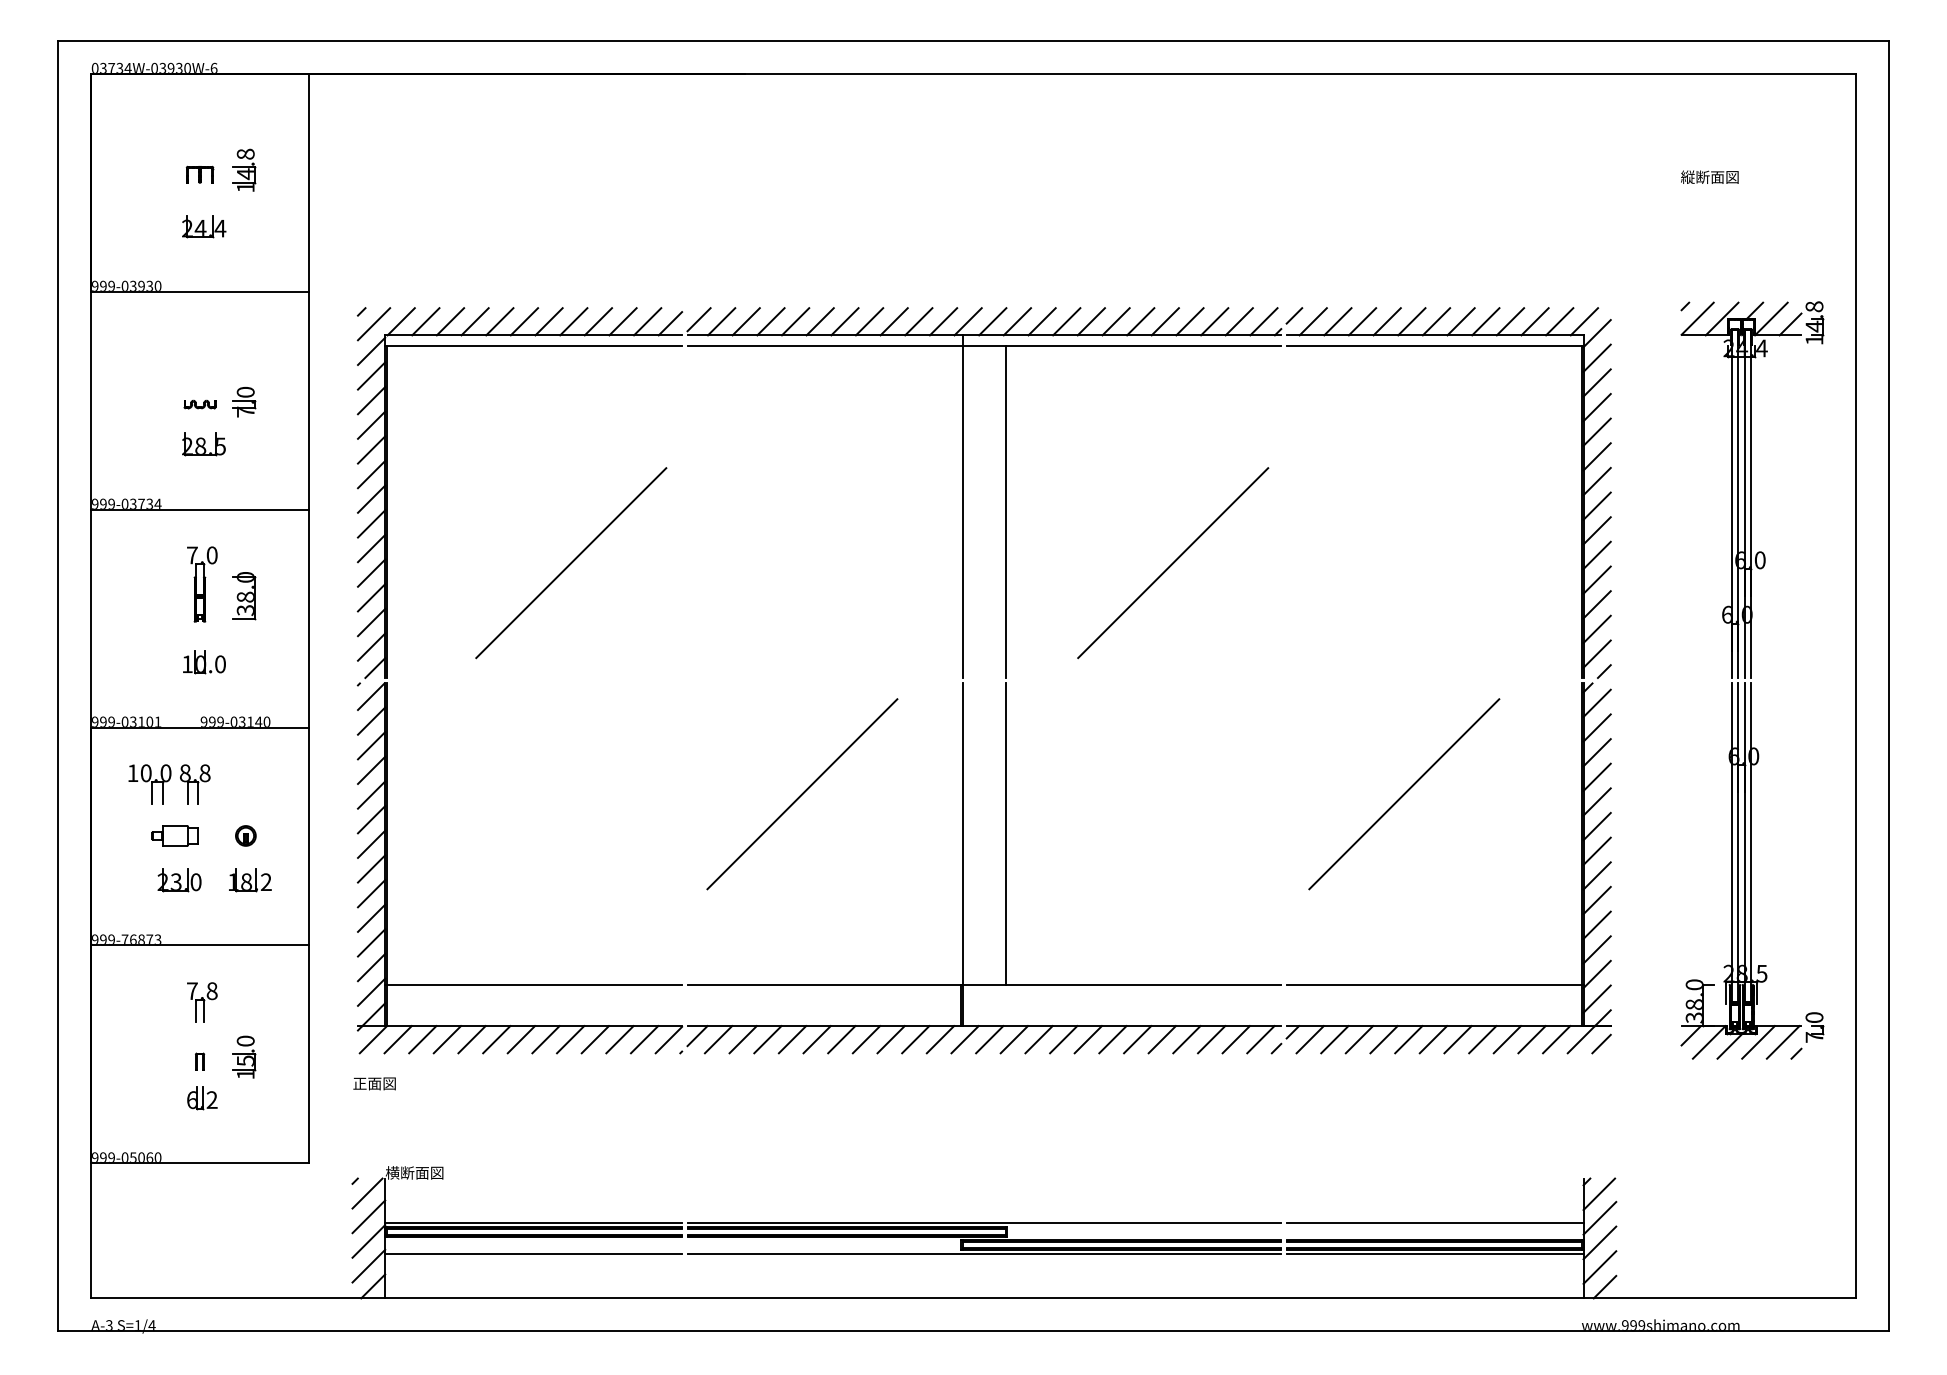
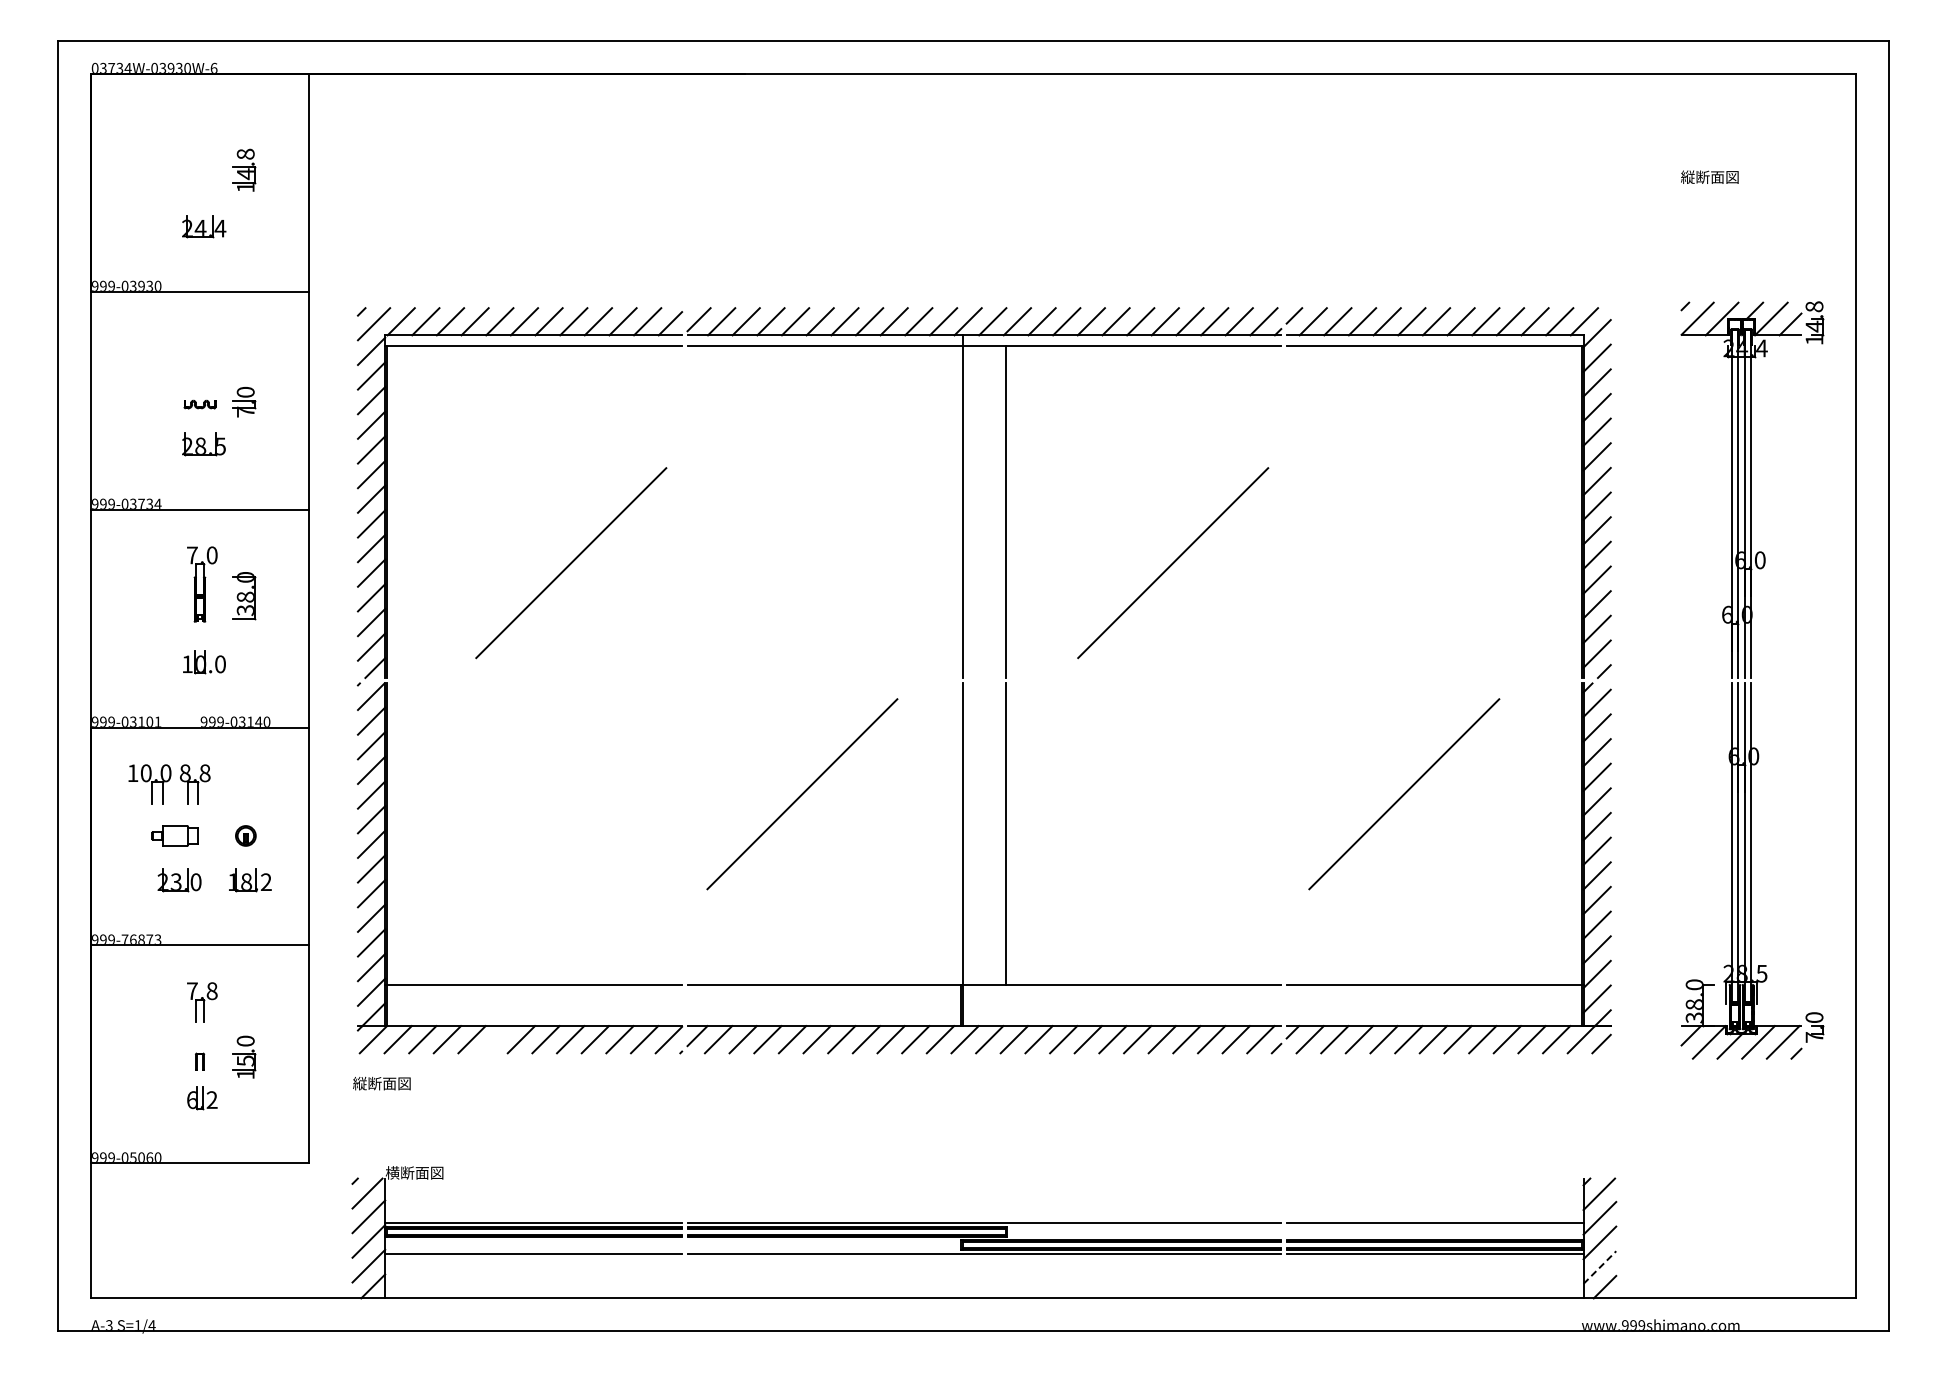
part: present -> none (199, 174)
line: present -> none (496, 1039)
text: 正面図 -> 縦断面図 (381, 1083)
line: solid -> dashed (1600, 1267)
